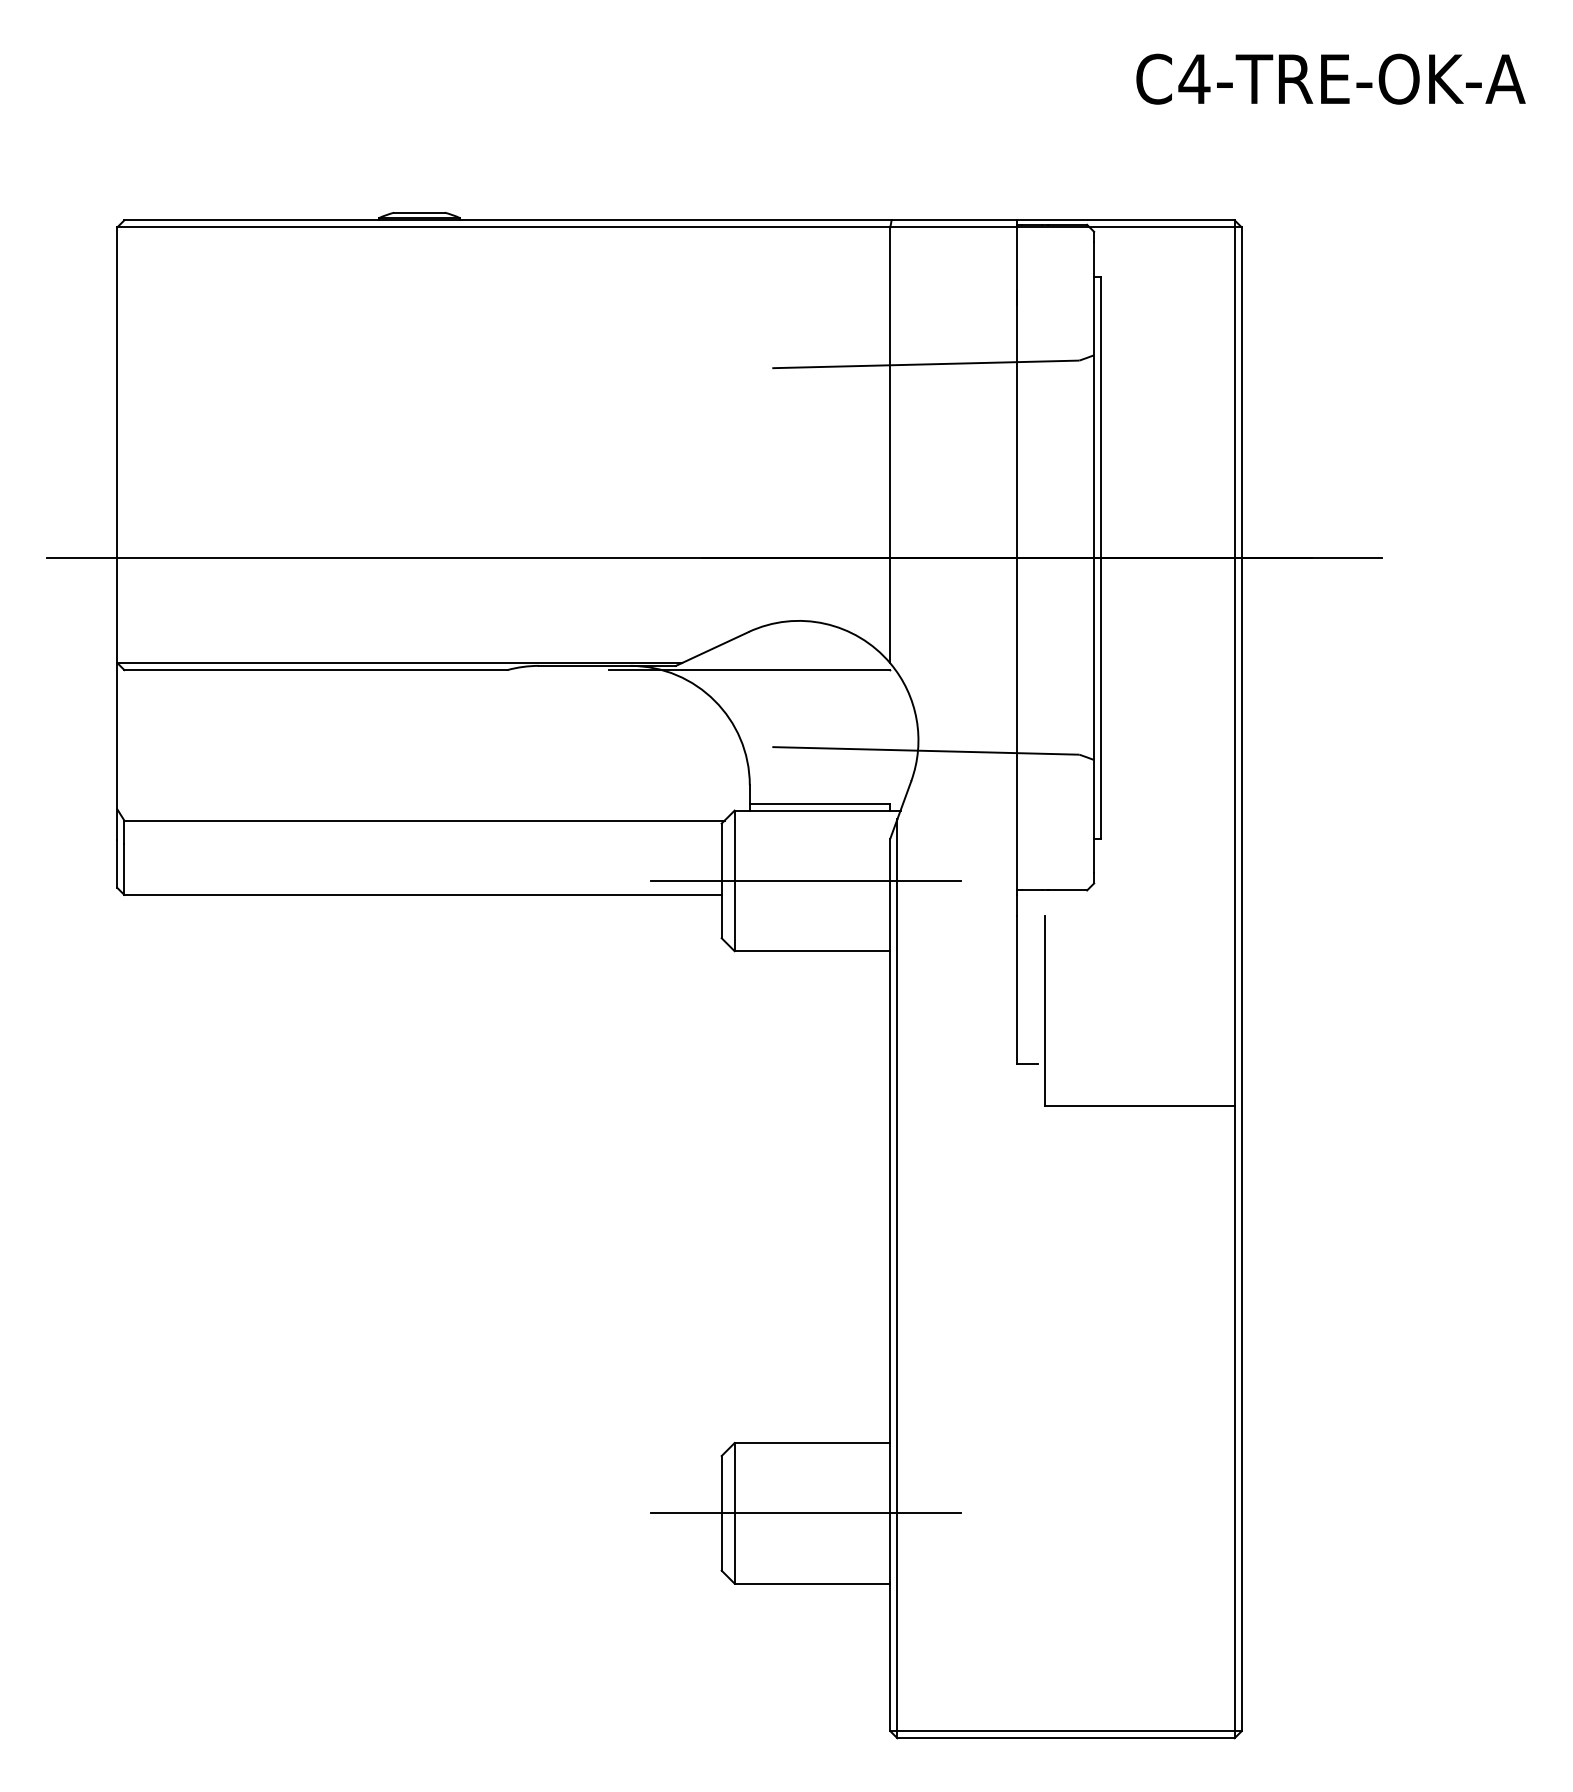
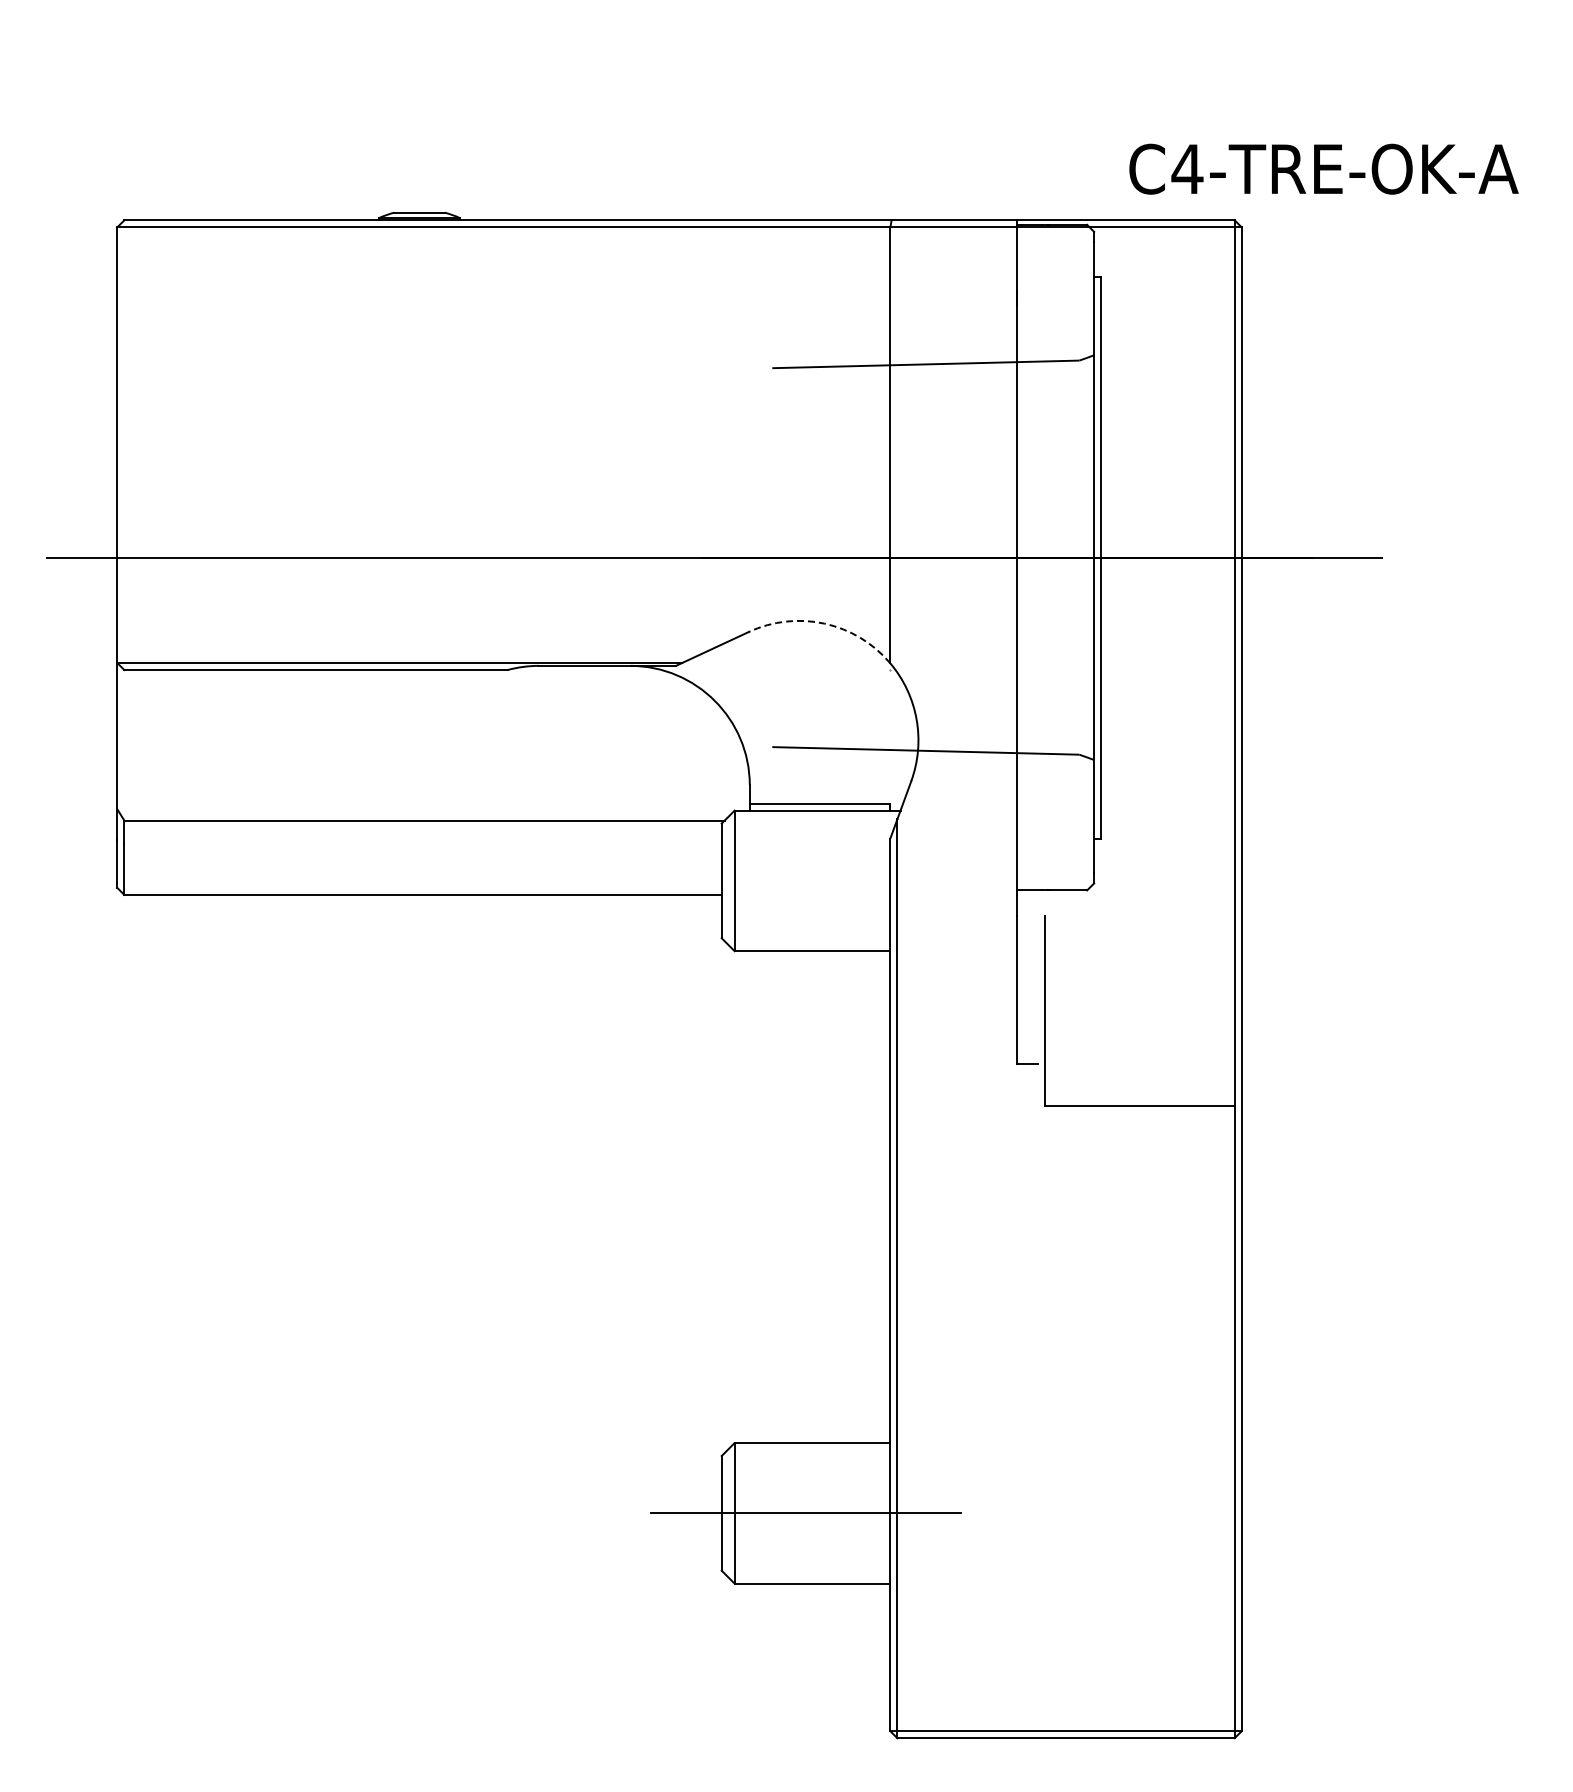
text position: (1330, 78) -> (1323, 168) (1323, 168)
arc: solid -> dashed (824, 623)
line: present -> none (749, 670)
line: present -> none (805, 880)
